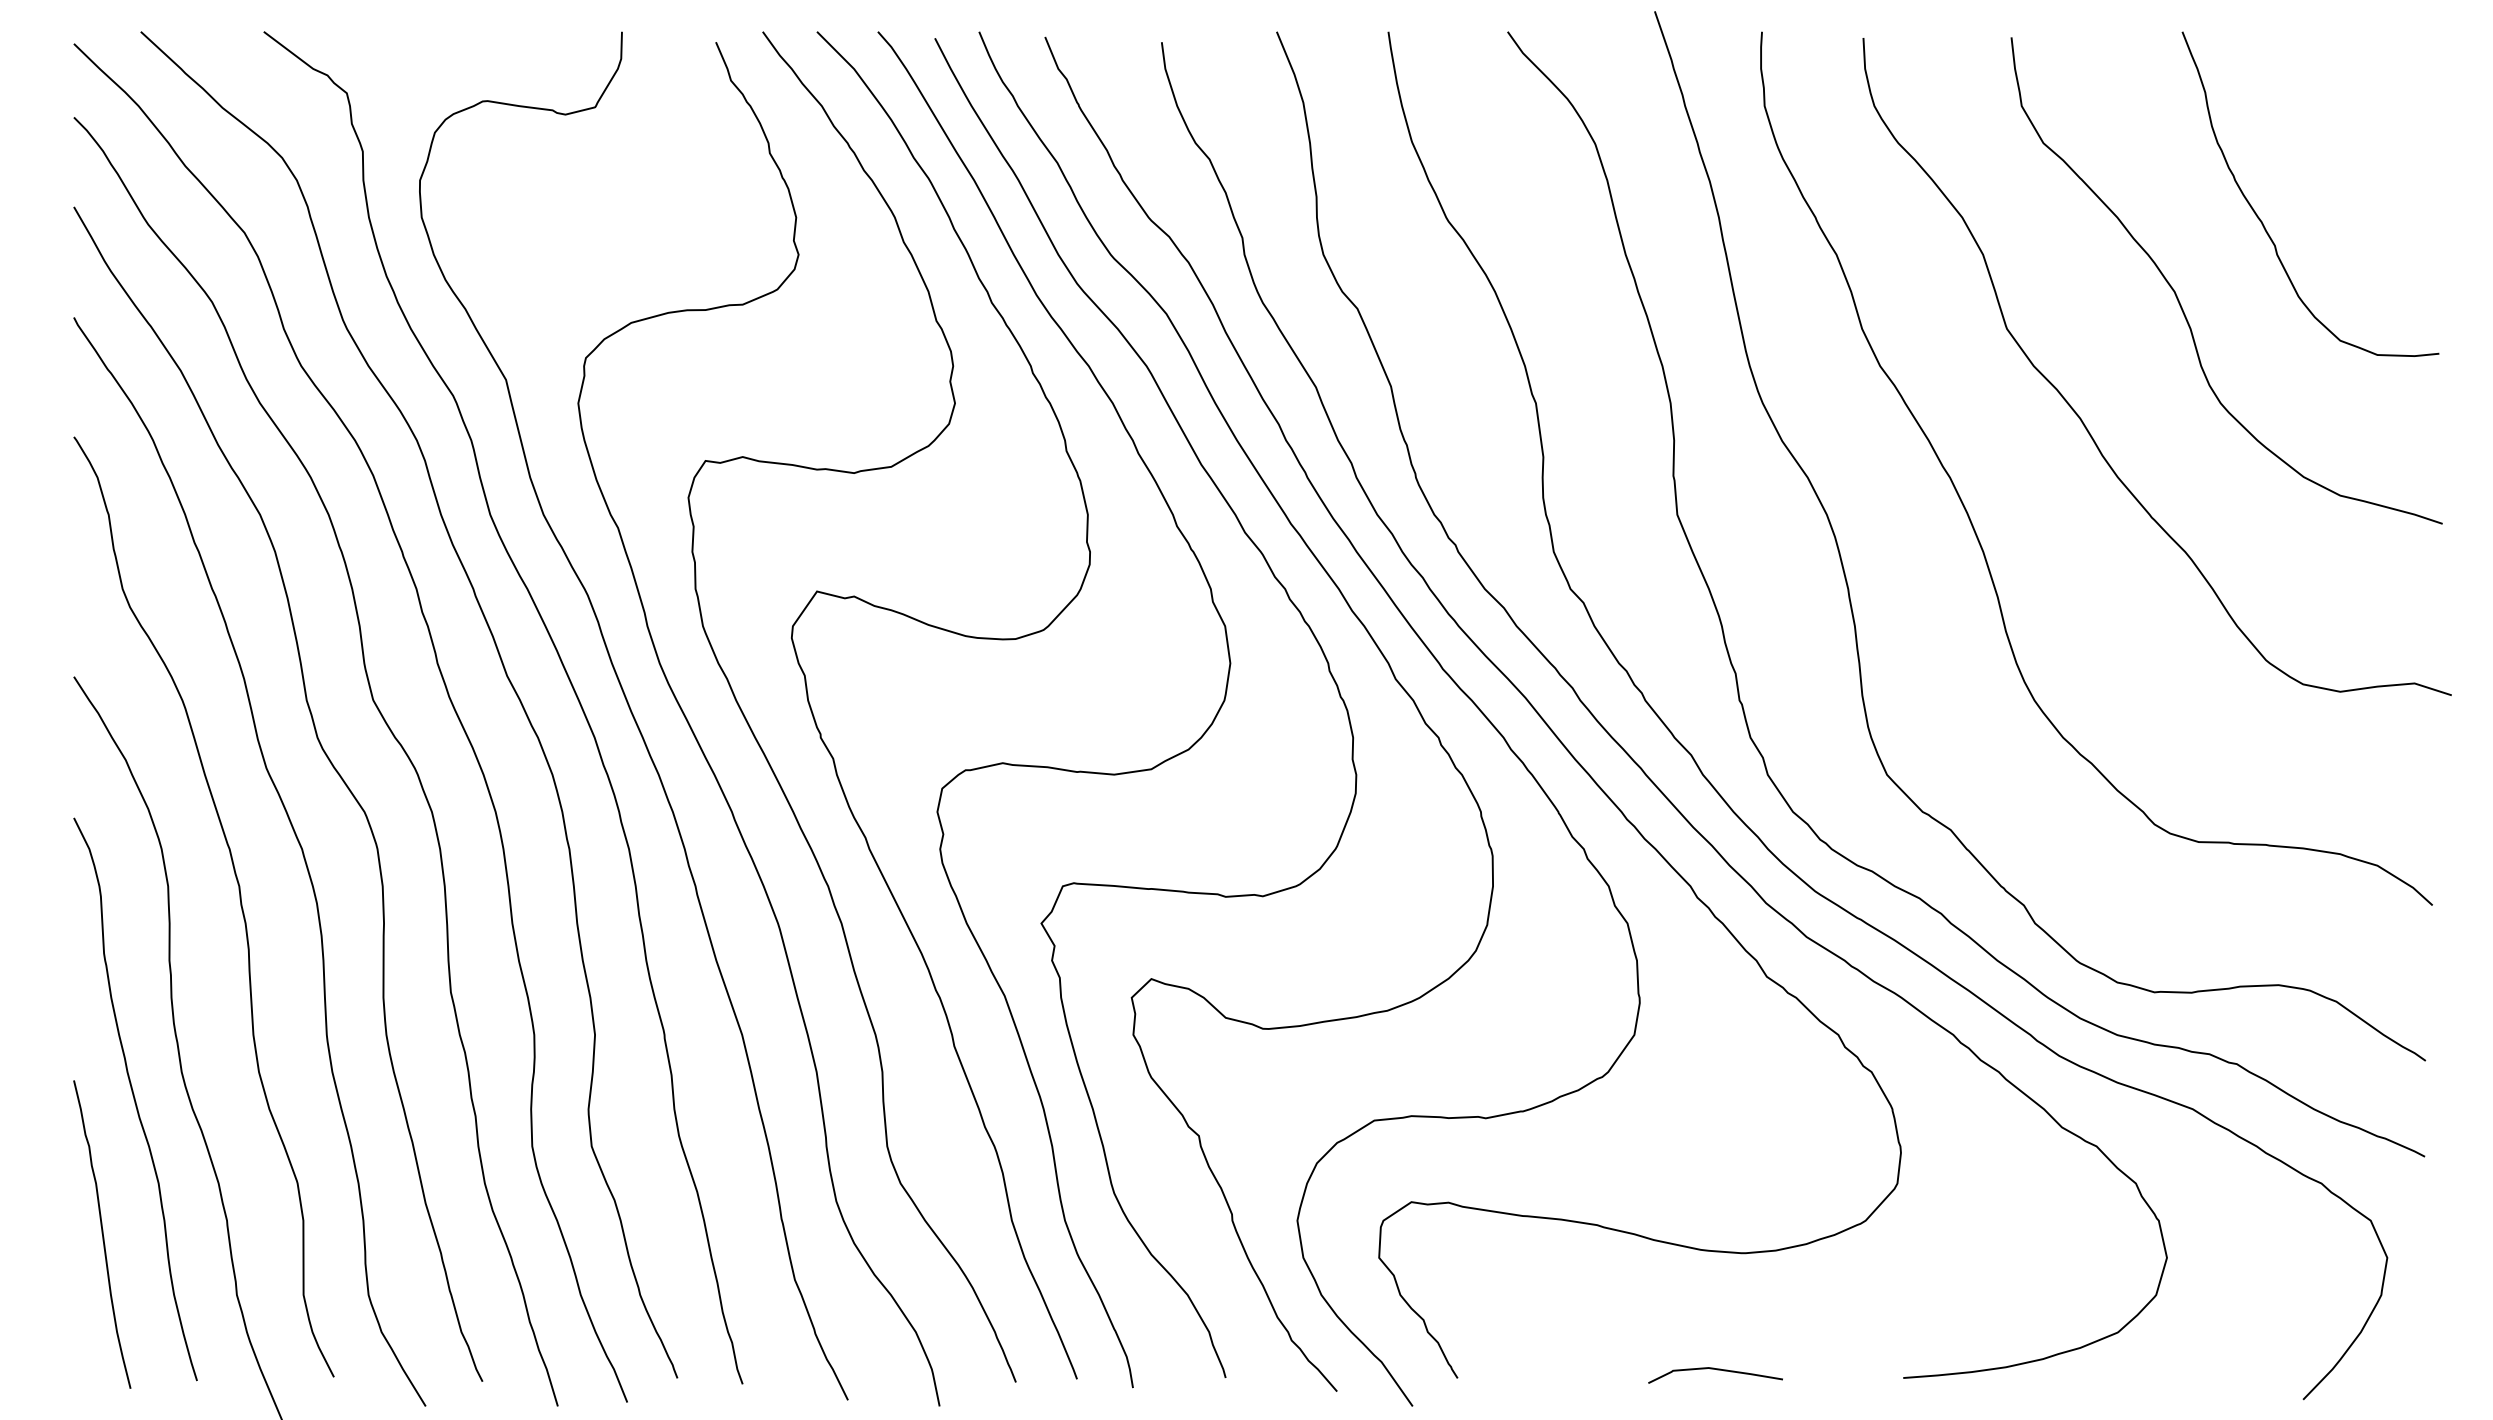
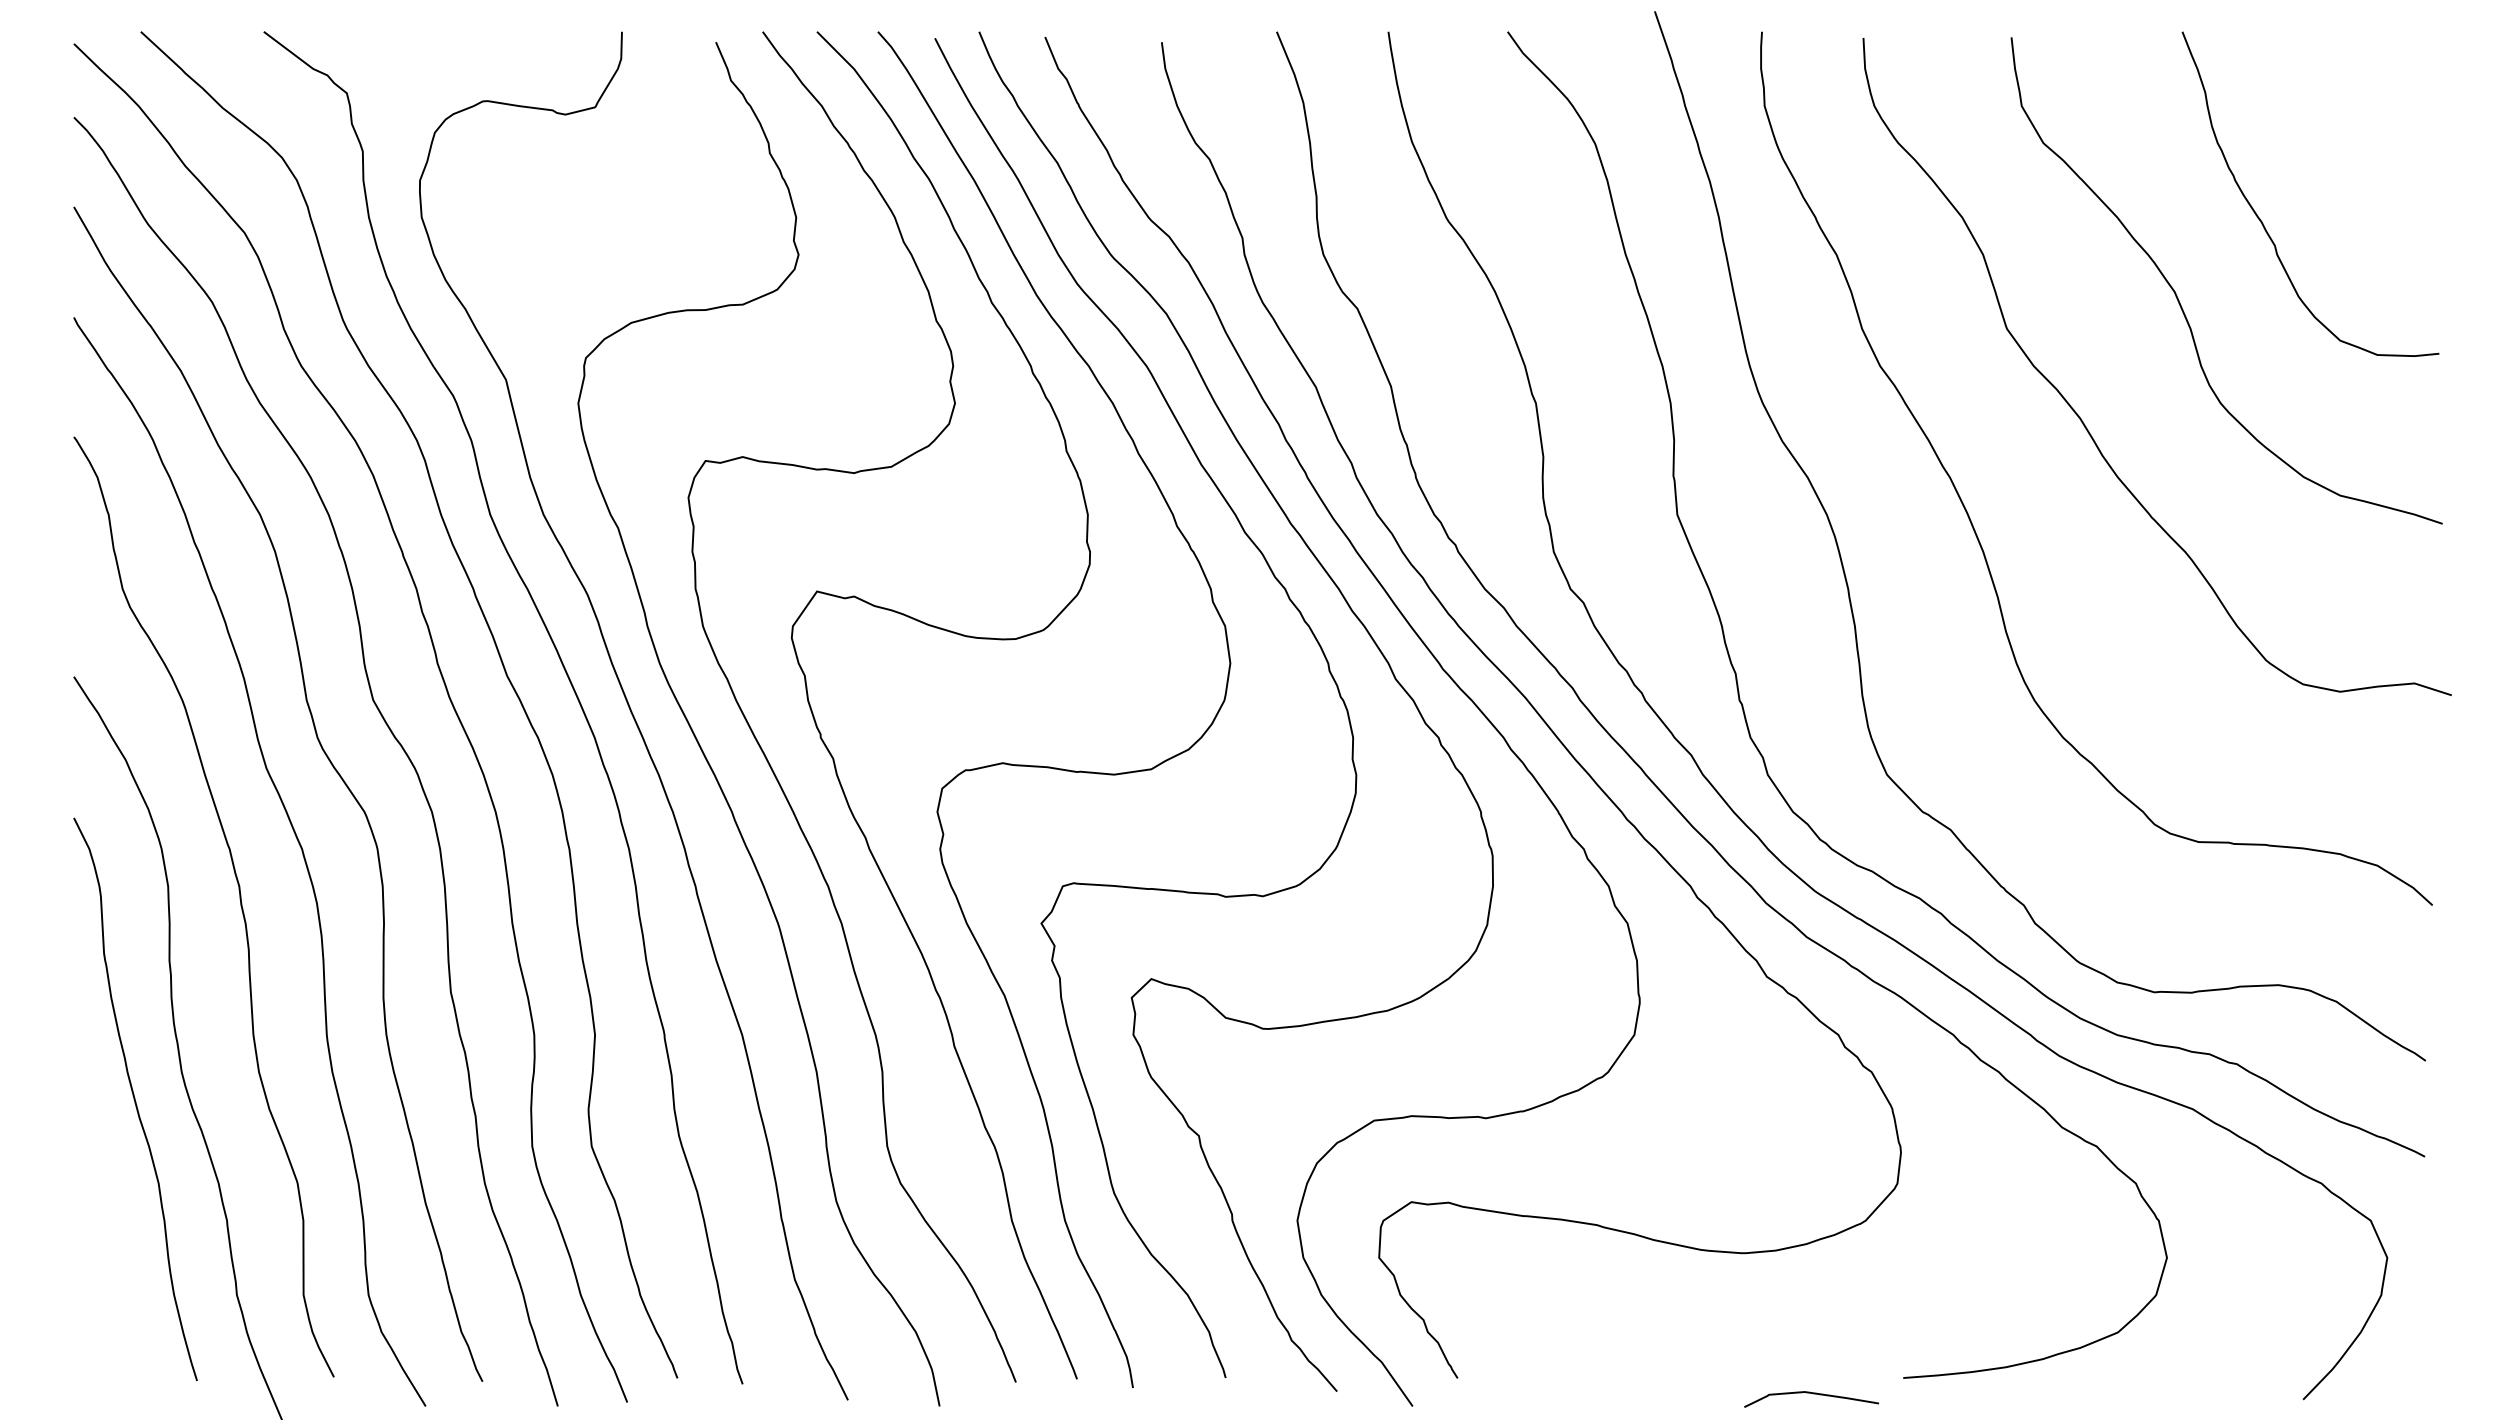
curve: present -> none (102, 1234)
curve position: (1717, 1370) -> (1813, 1394) (1813, 1394)
